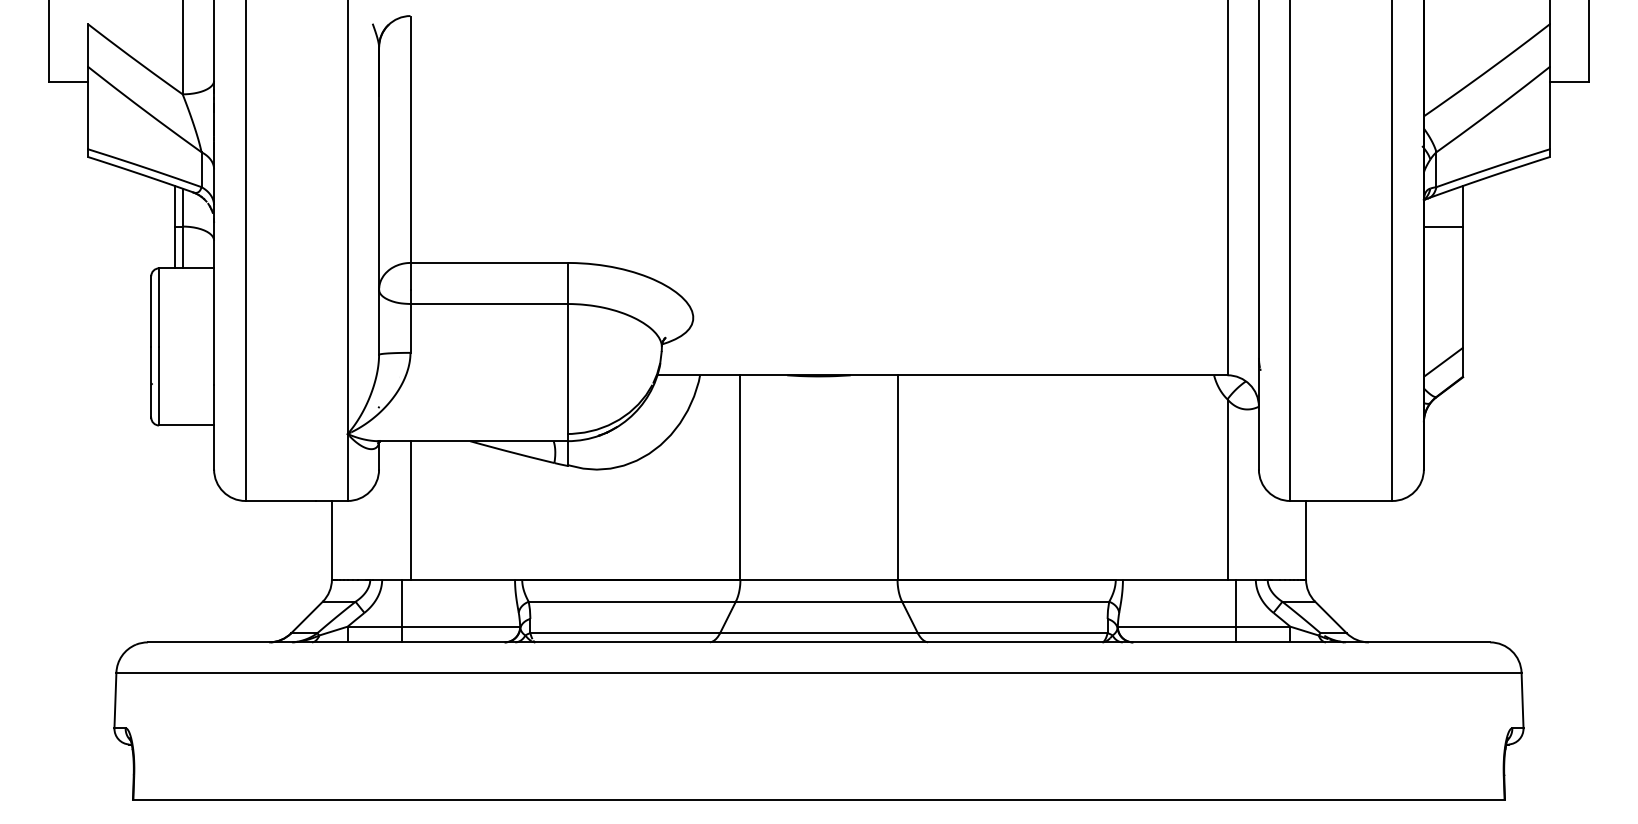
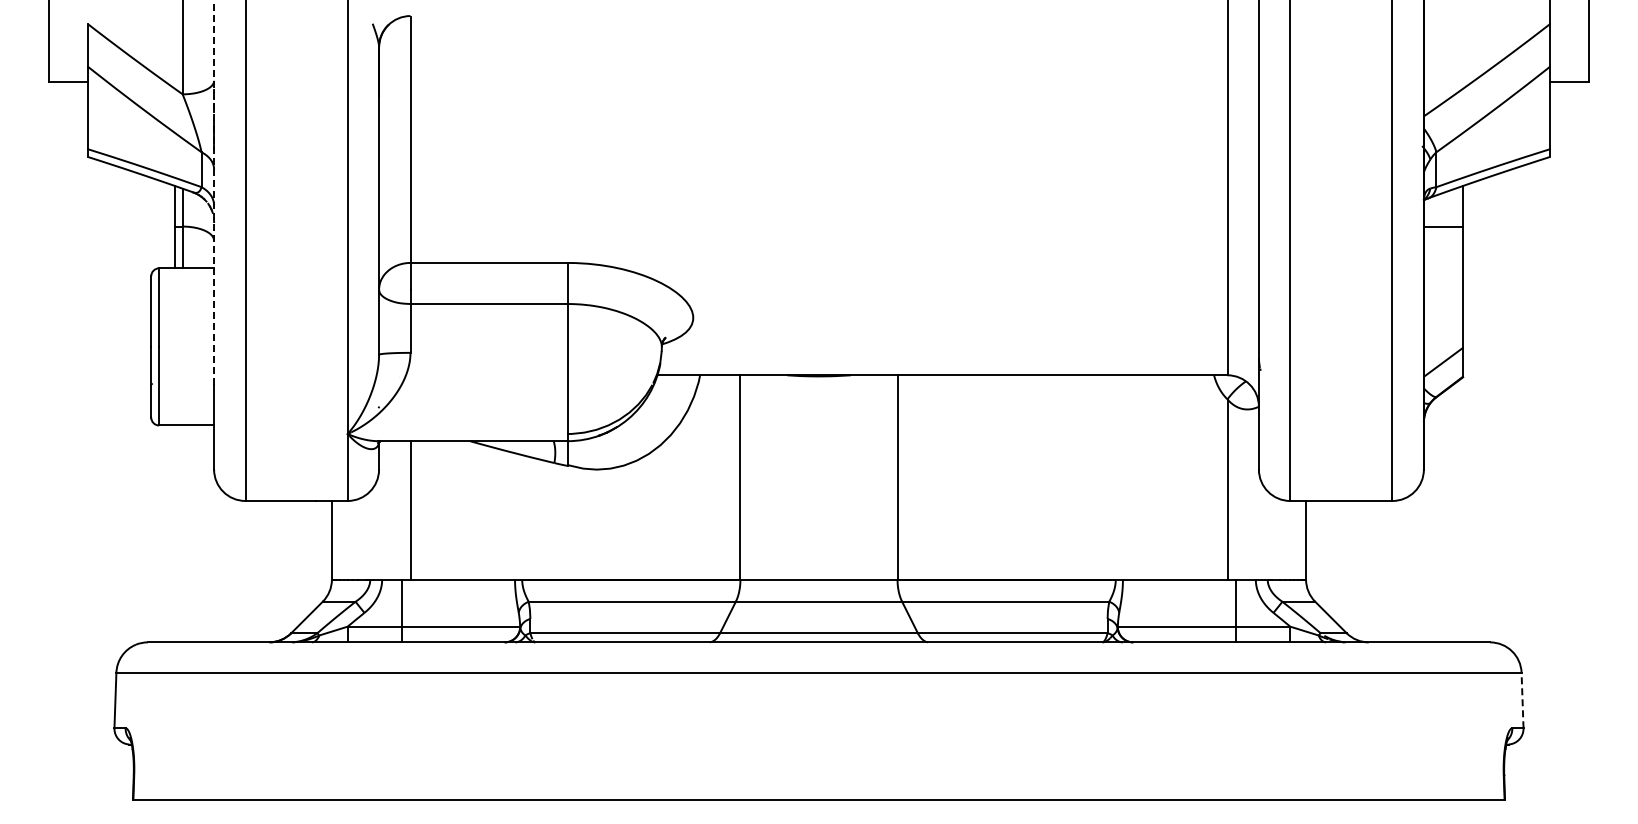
line: solid -> dashed (214, 192)
line: solid -> dashed (1522, 700)
